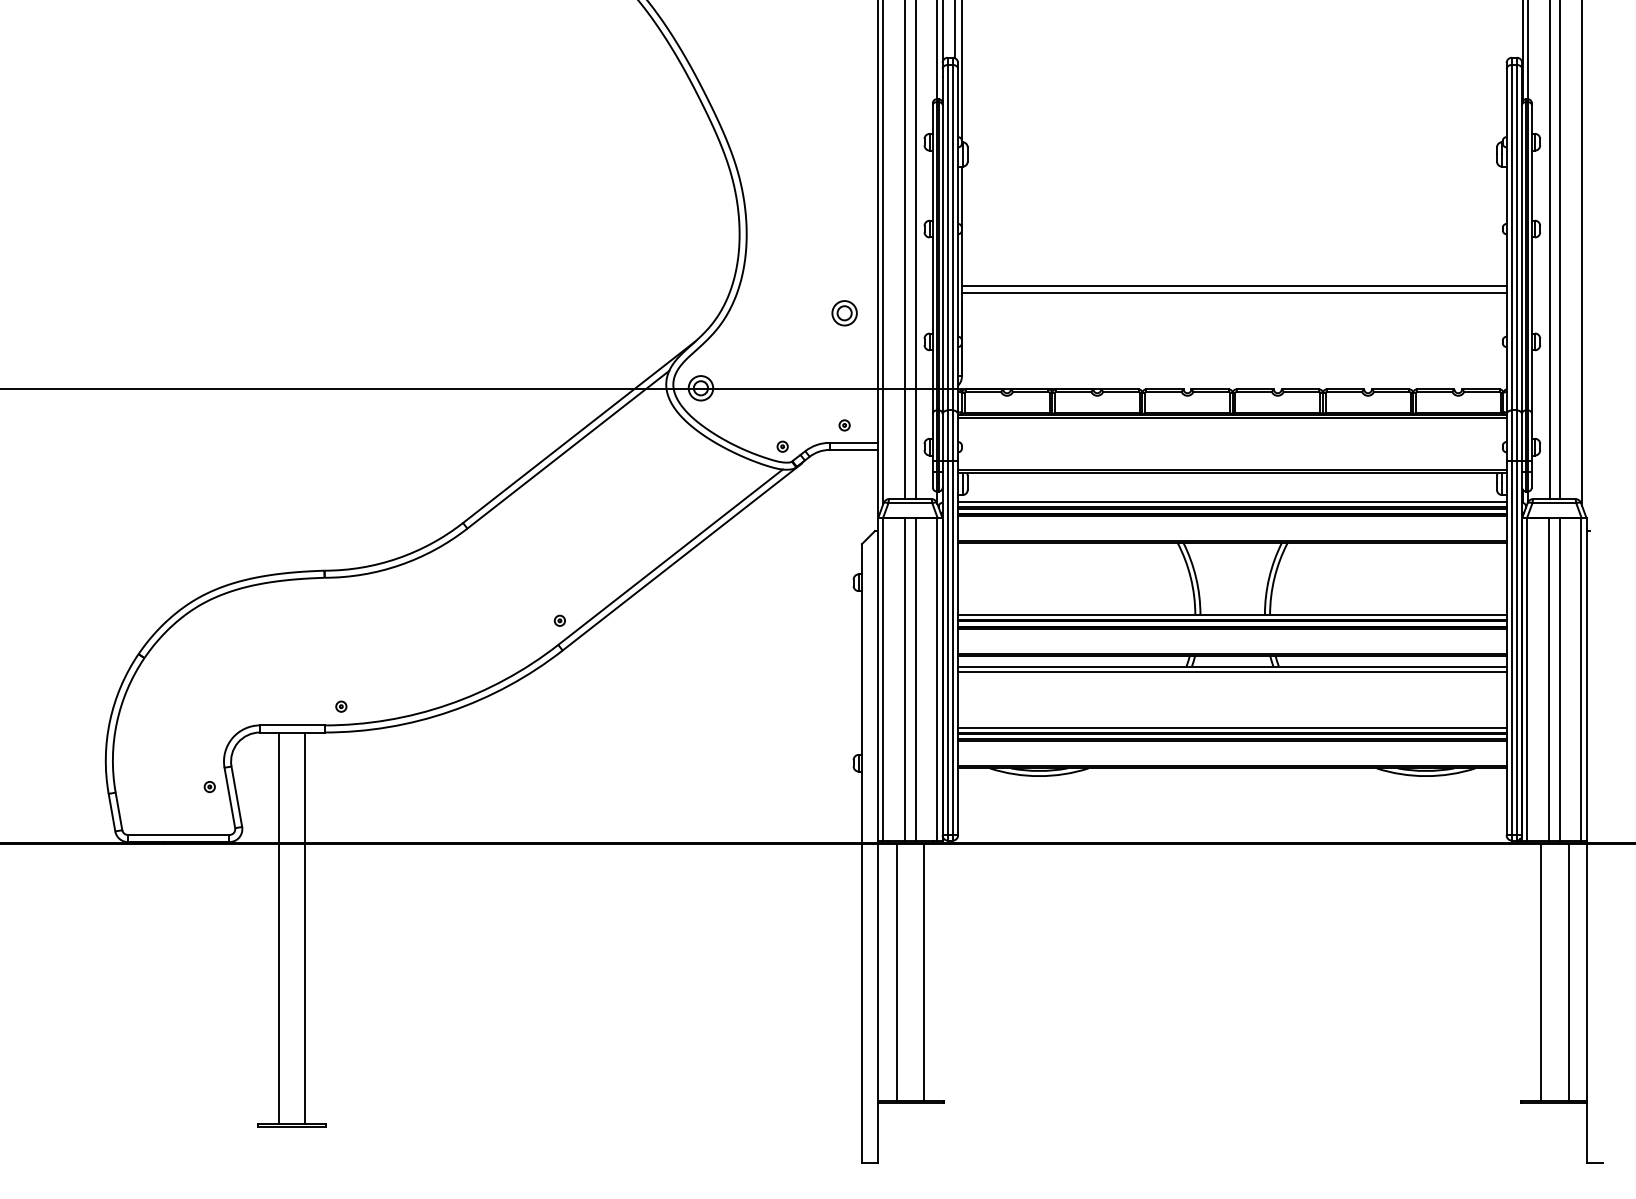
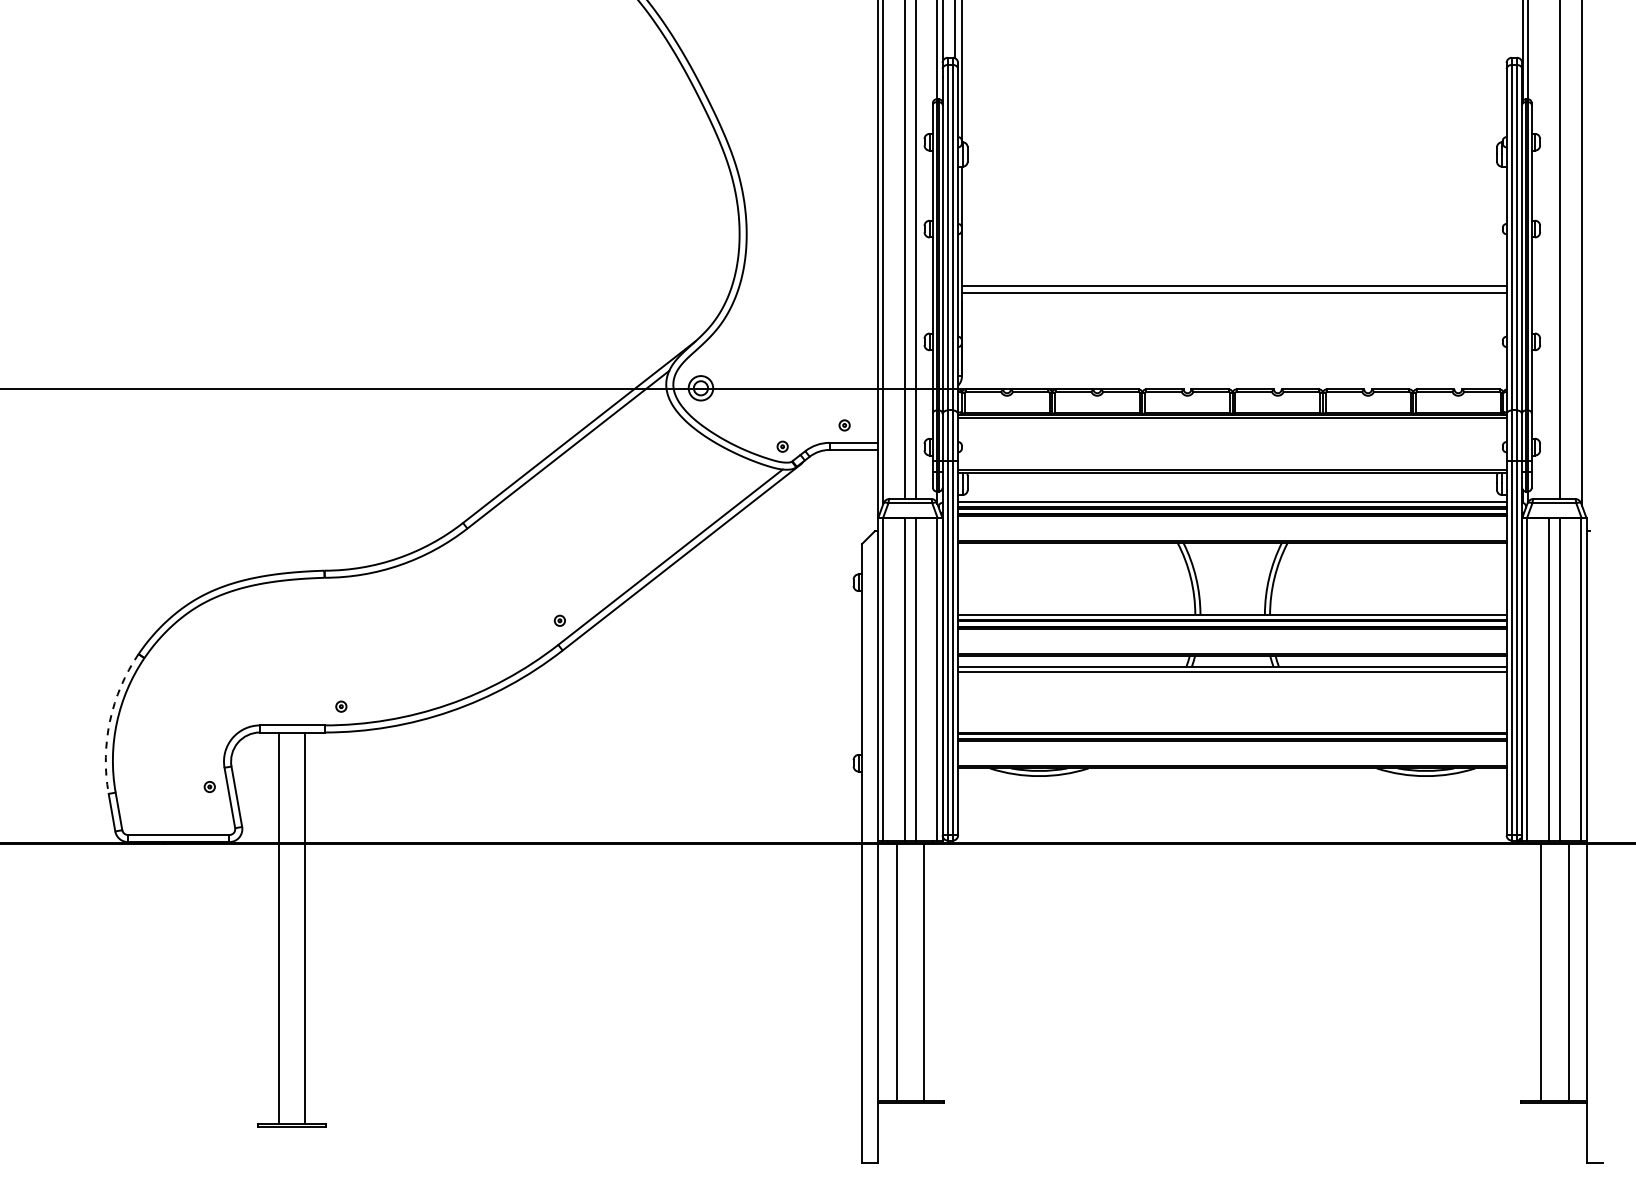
line: present -> none (1549, 250)
part: present -> none (844, 313)
arc: solid -> dashed (110, 721)
line: present -> none (1232, 727)
